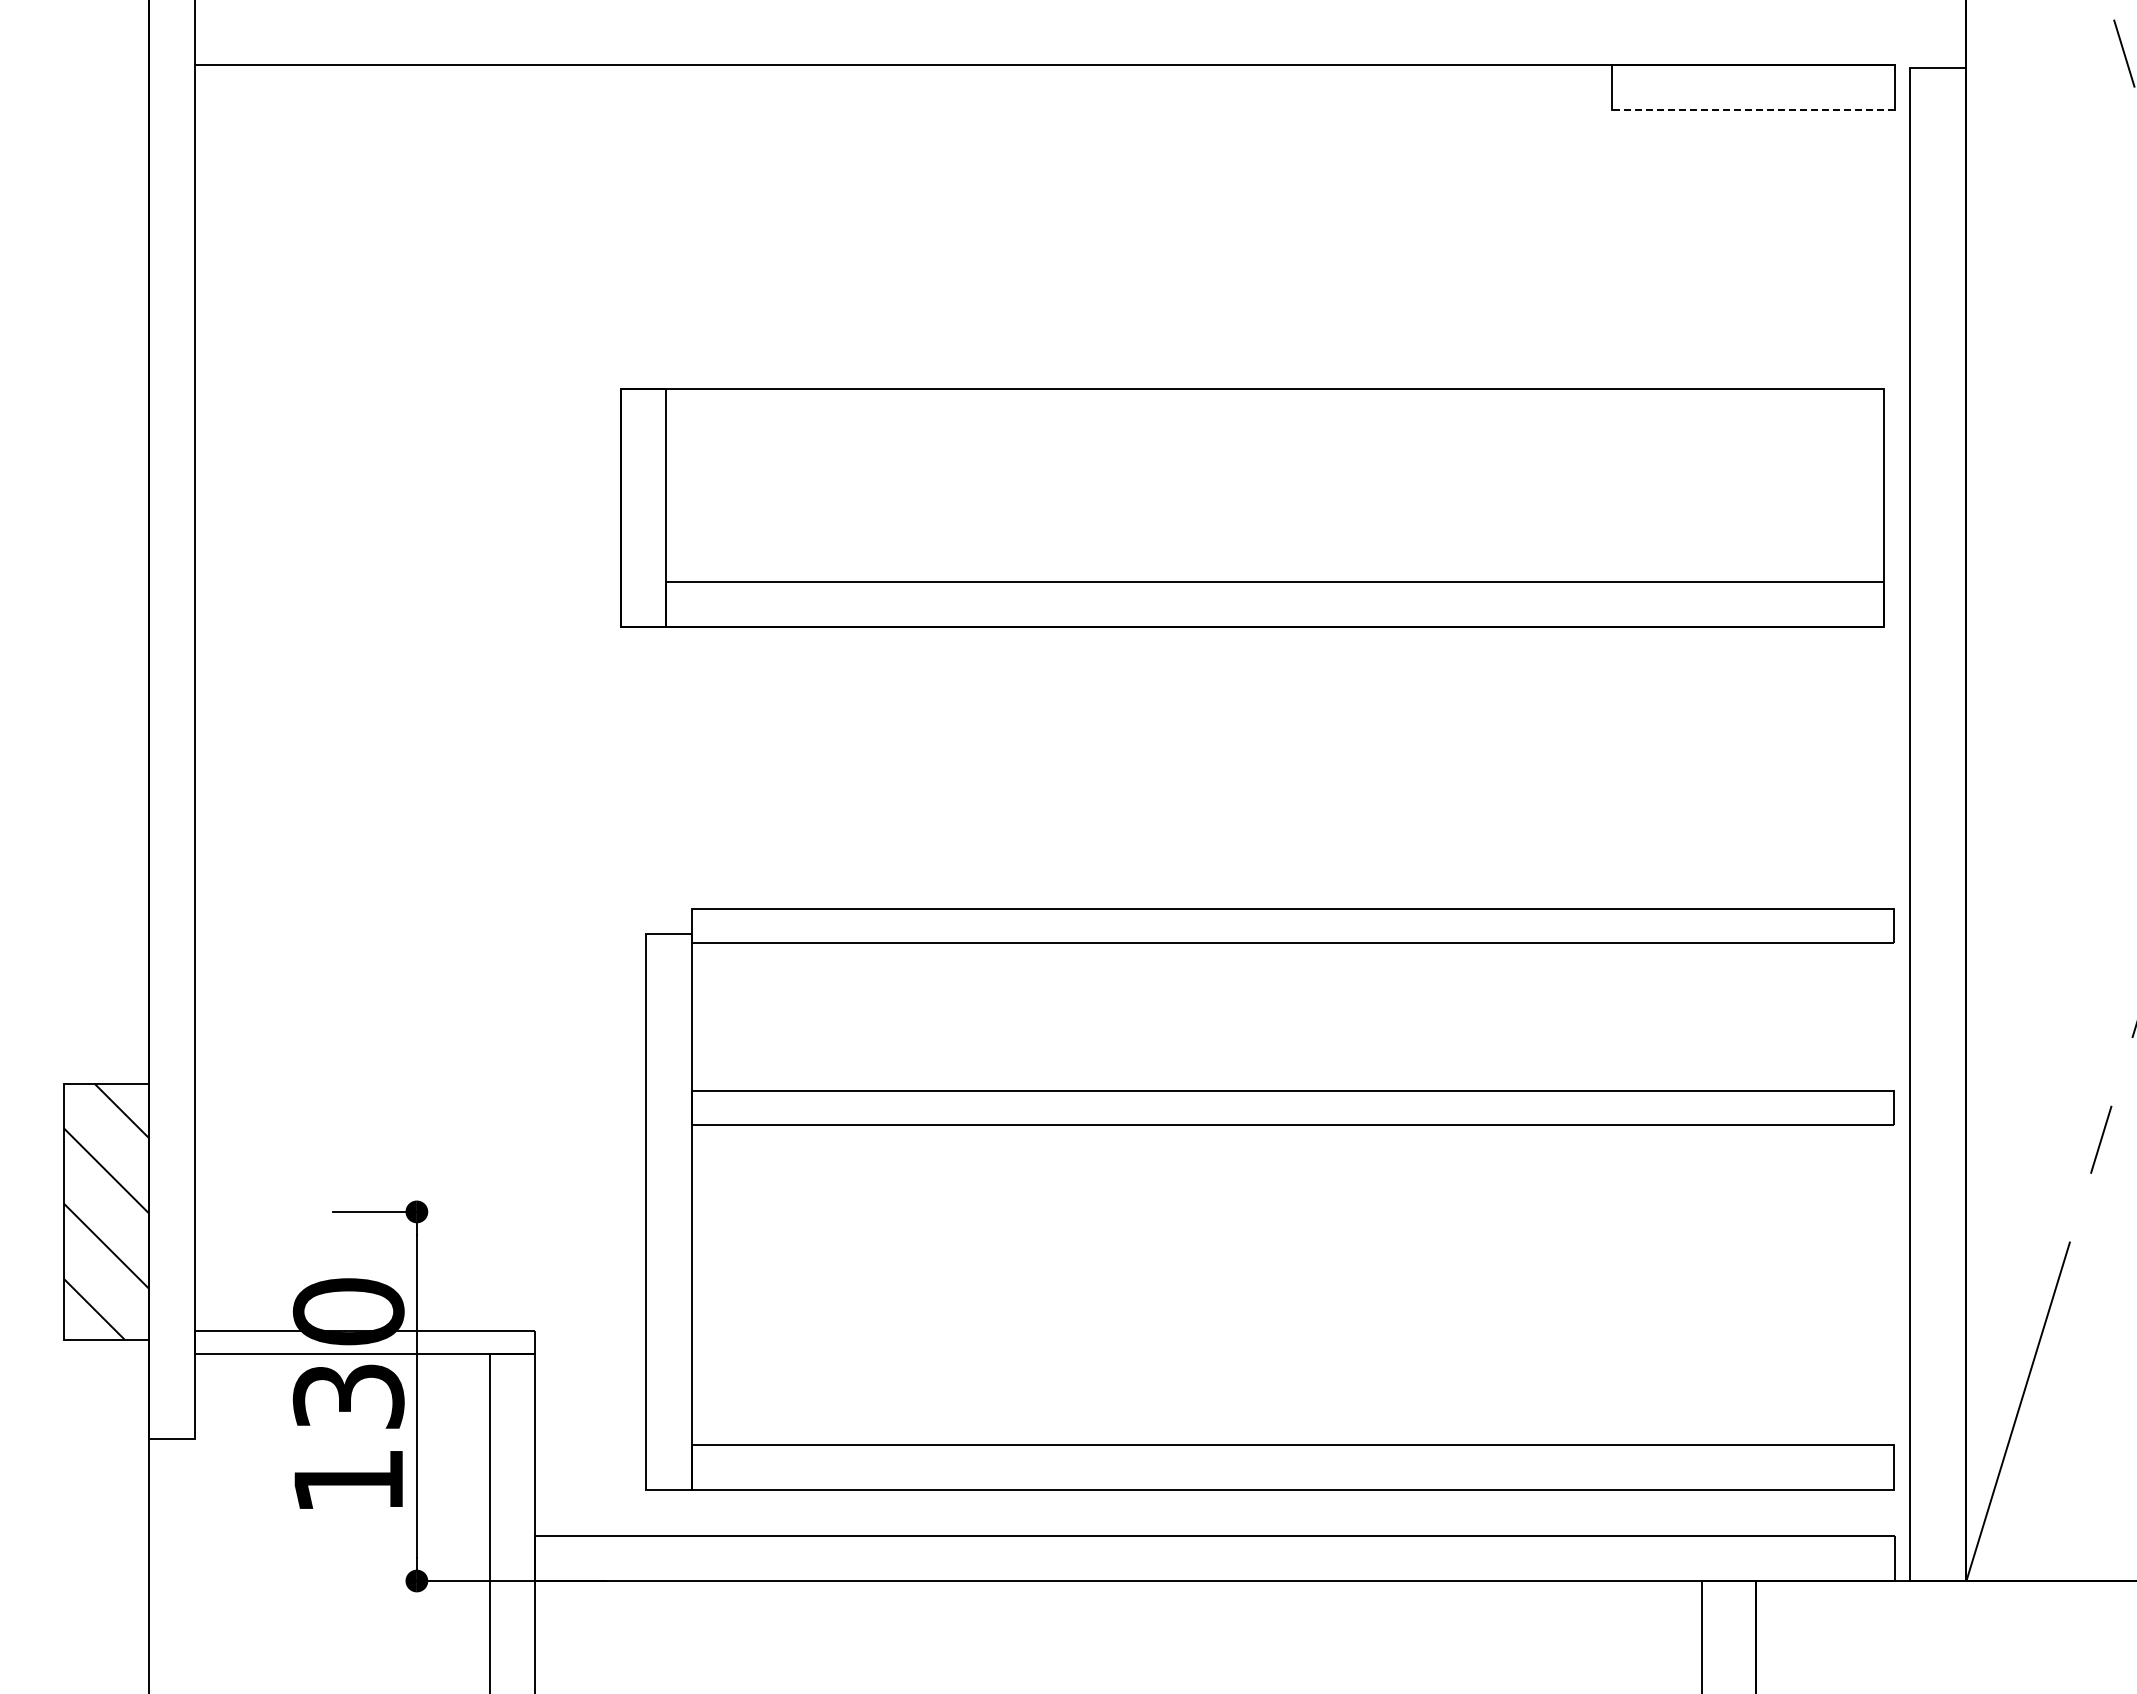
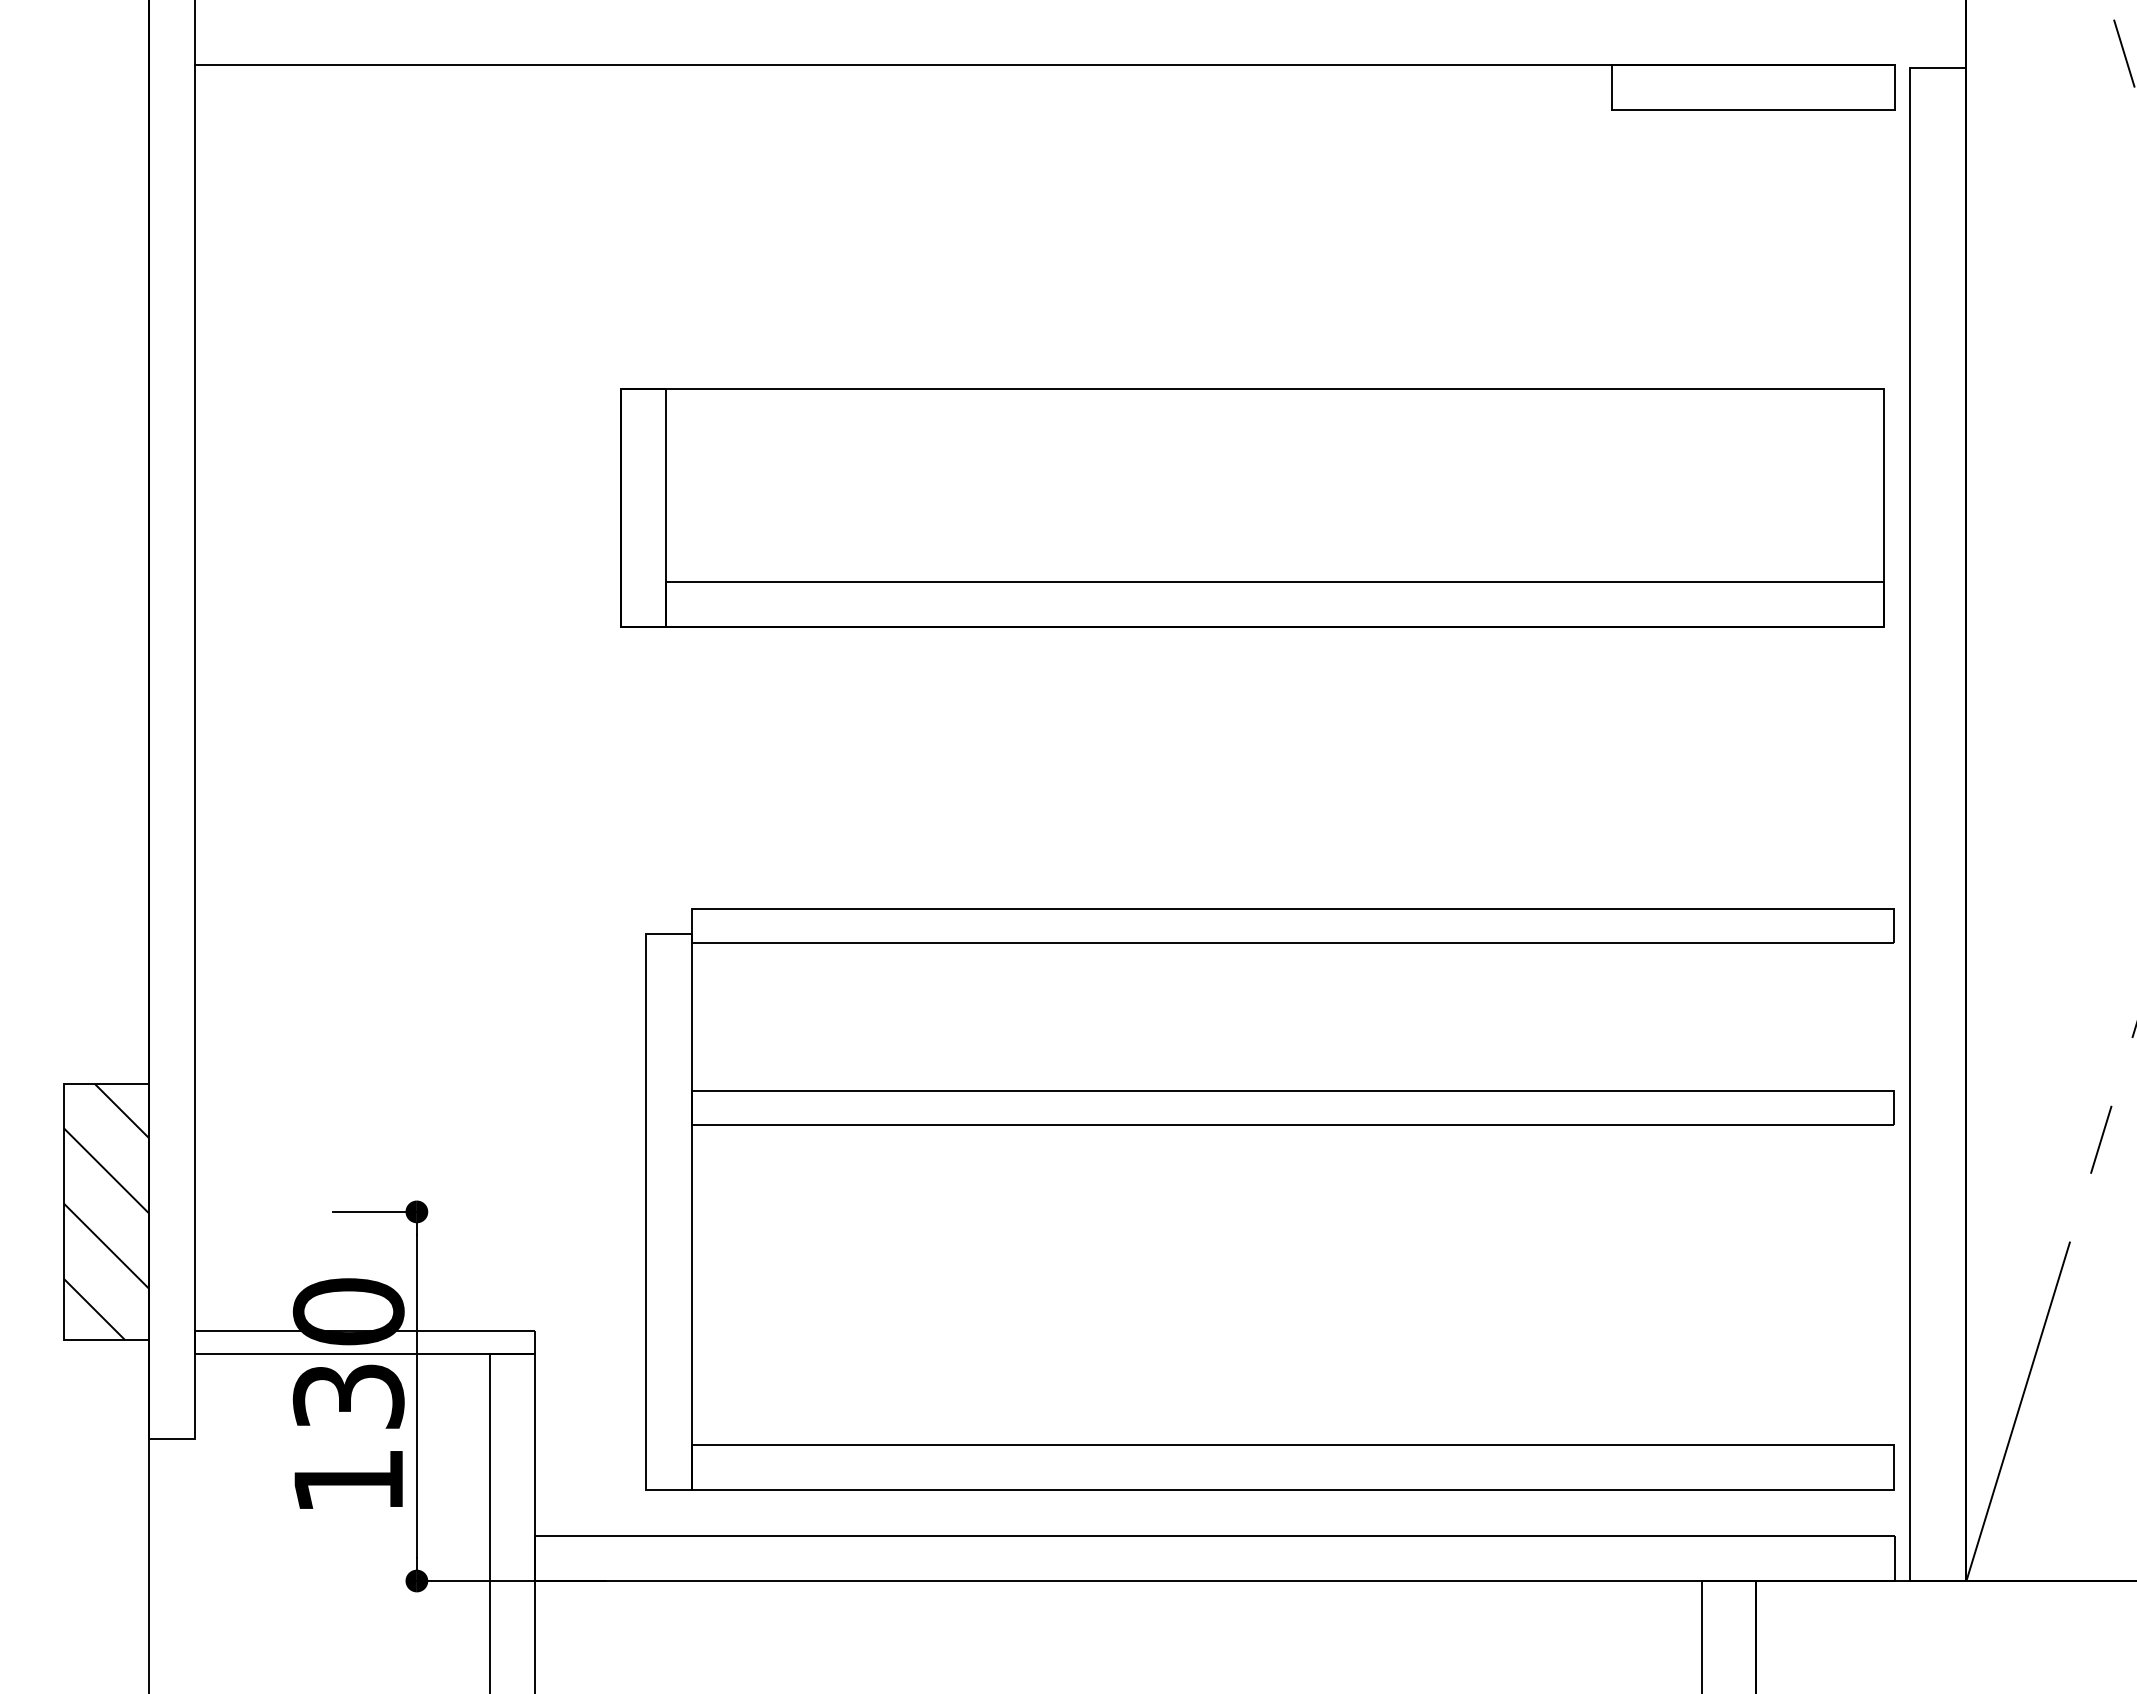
line: dashed -> solid (1753, 110)
